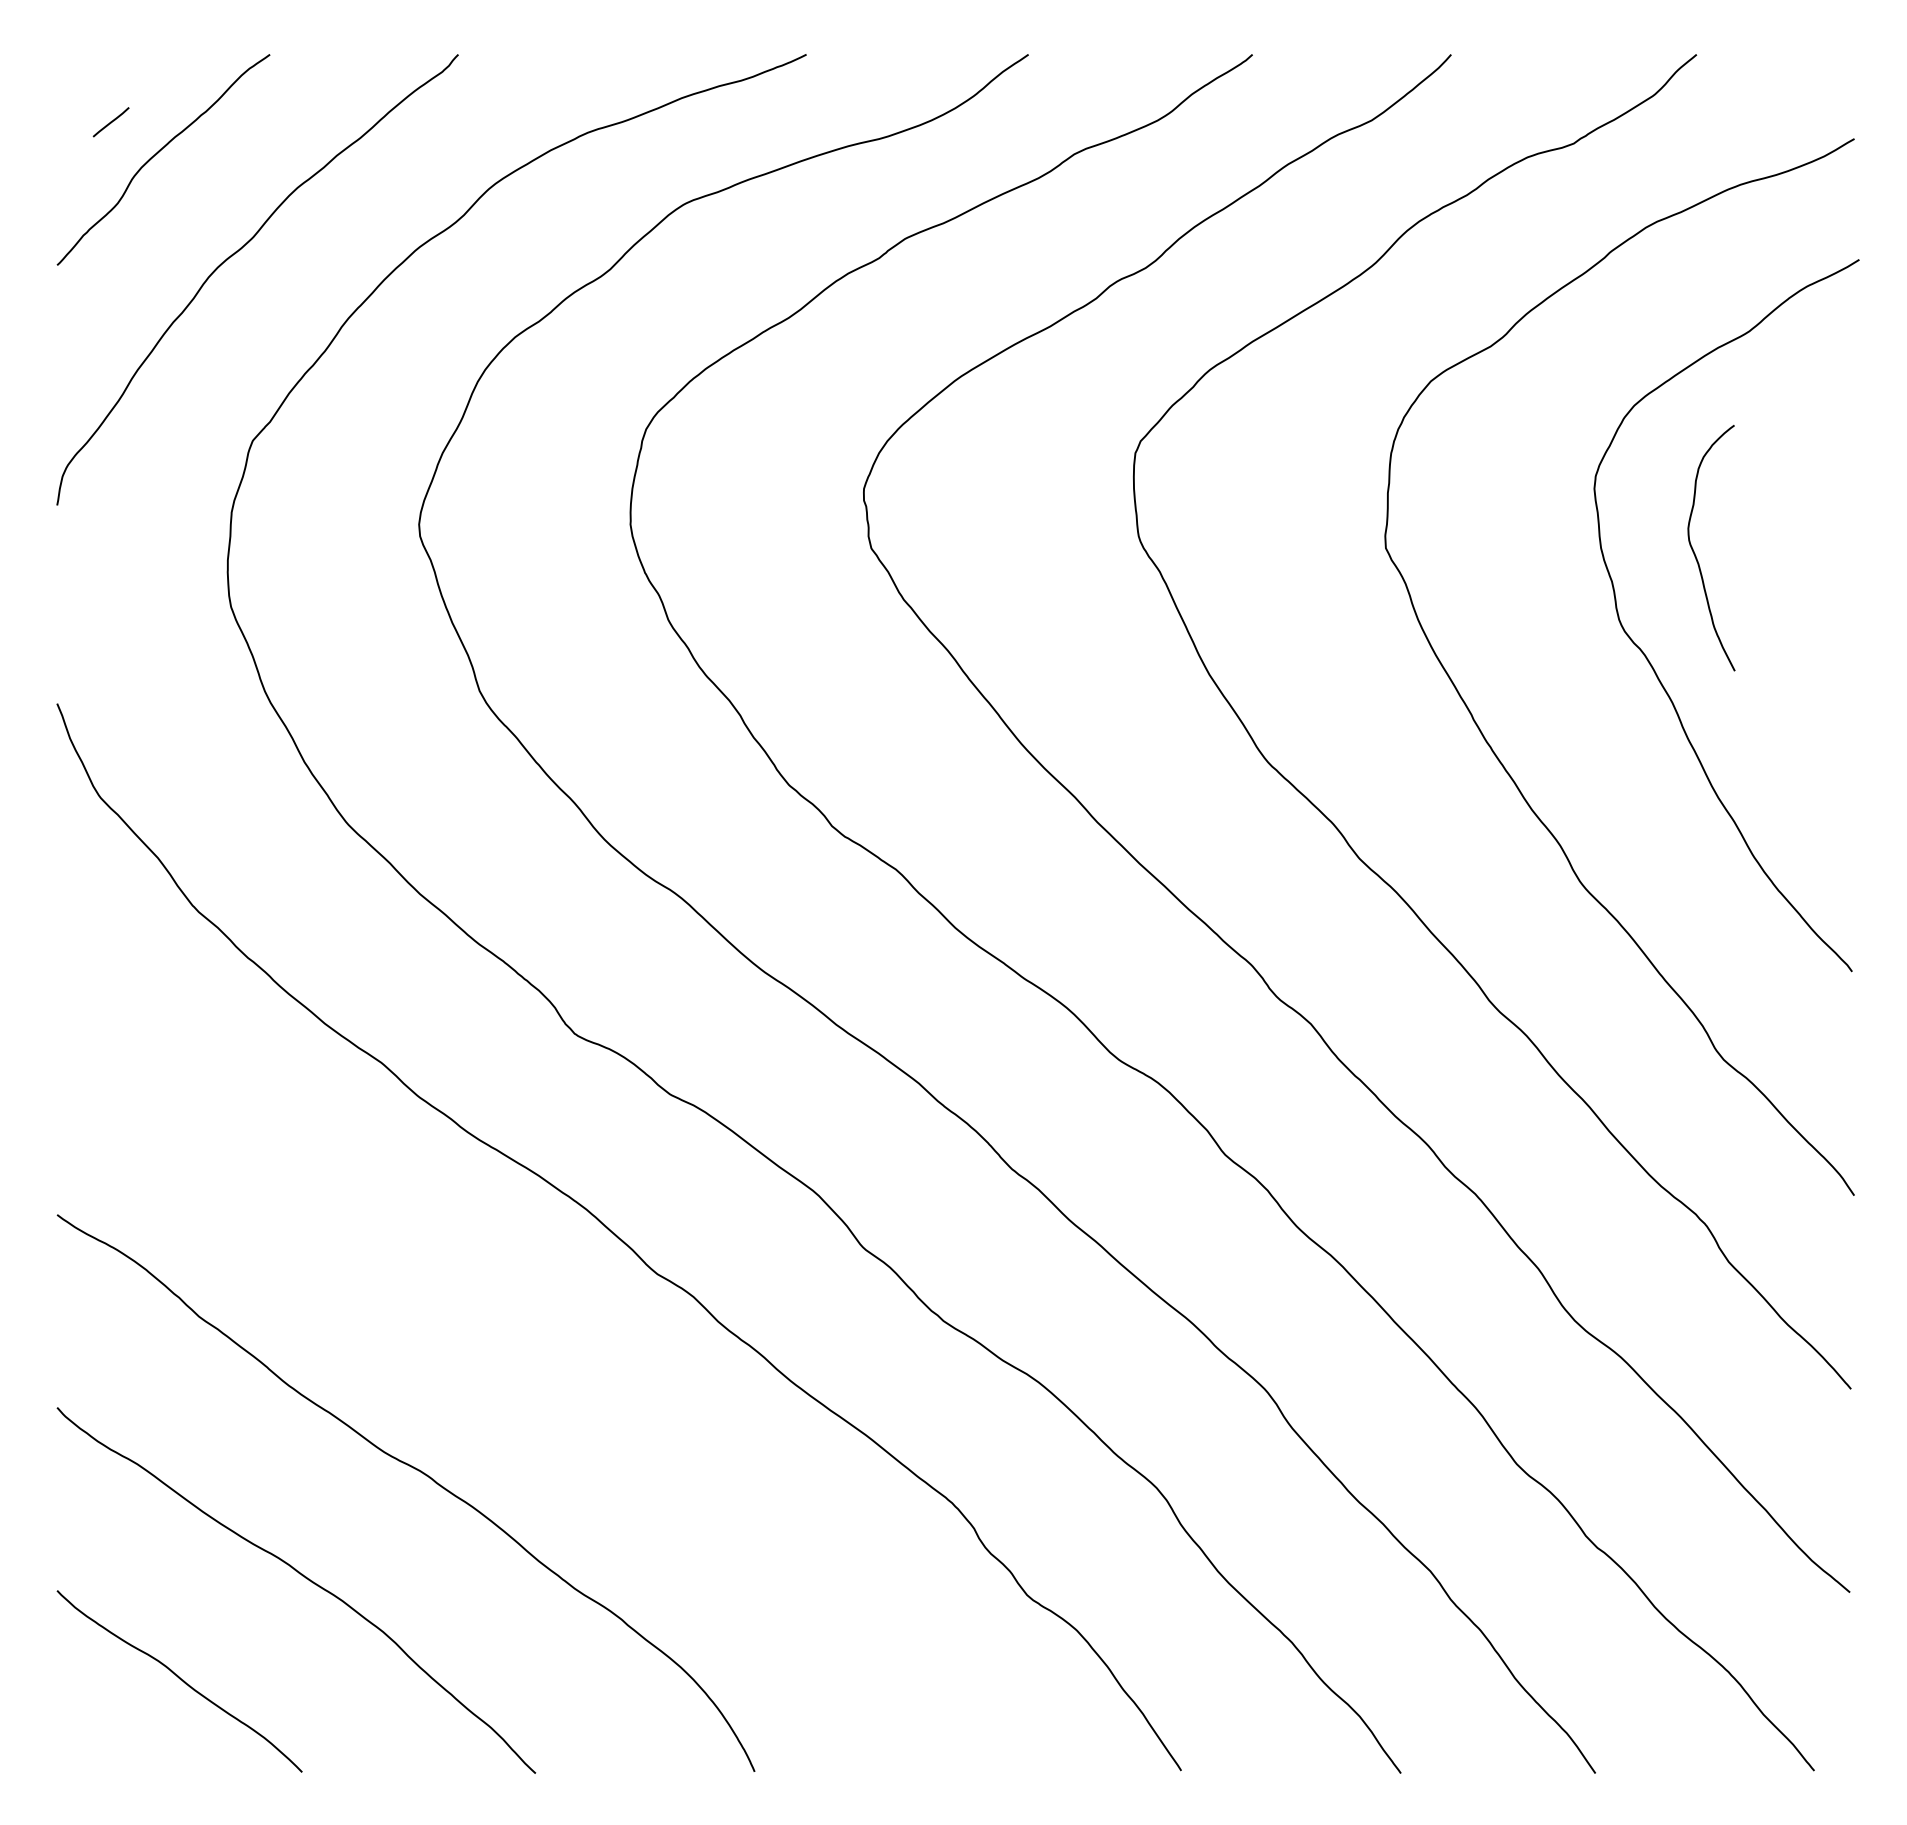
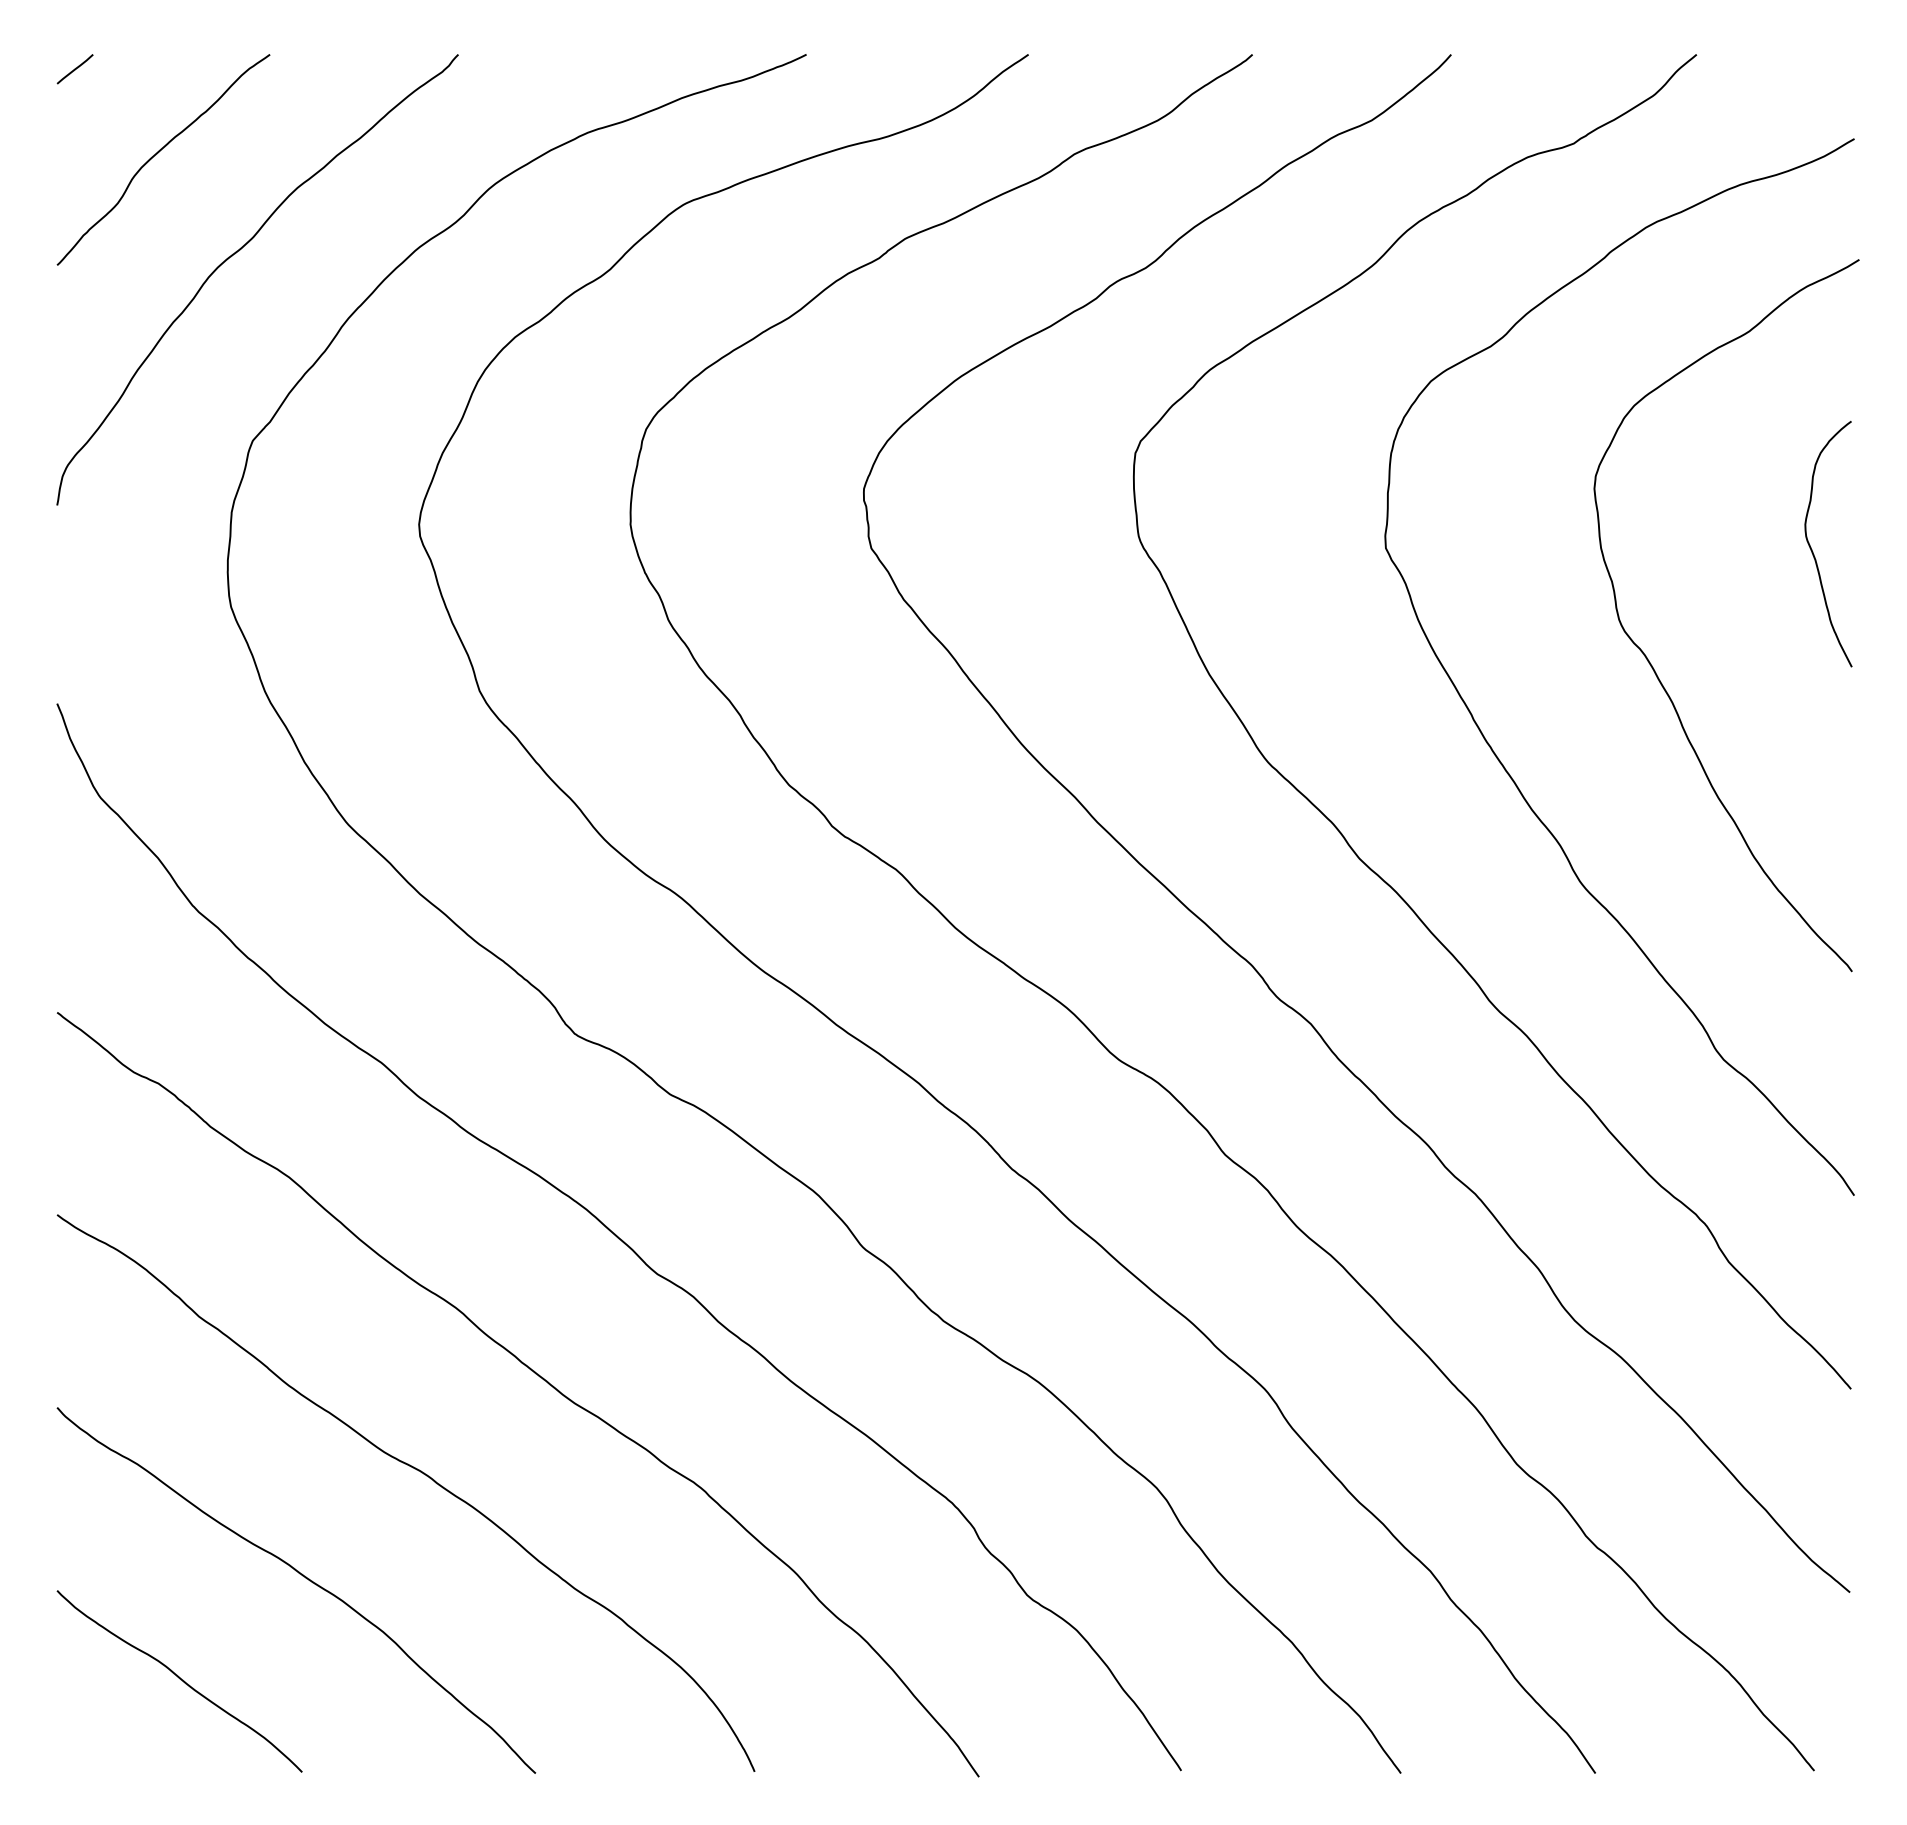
line position: (110, 122) -> (74, 69) (74, 69)
curve position: (1696, 555) -> (1813, 551) (1813, 551)
curve: none -> present (535, 1374)
